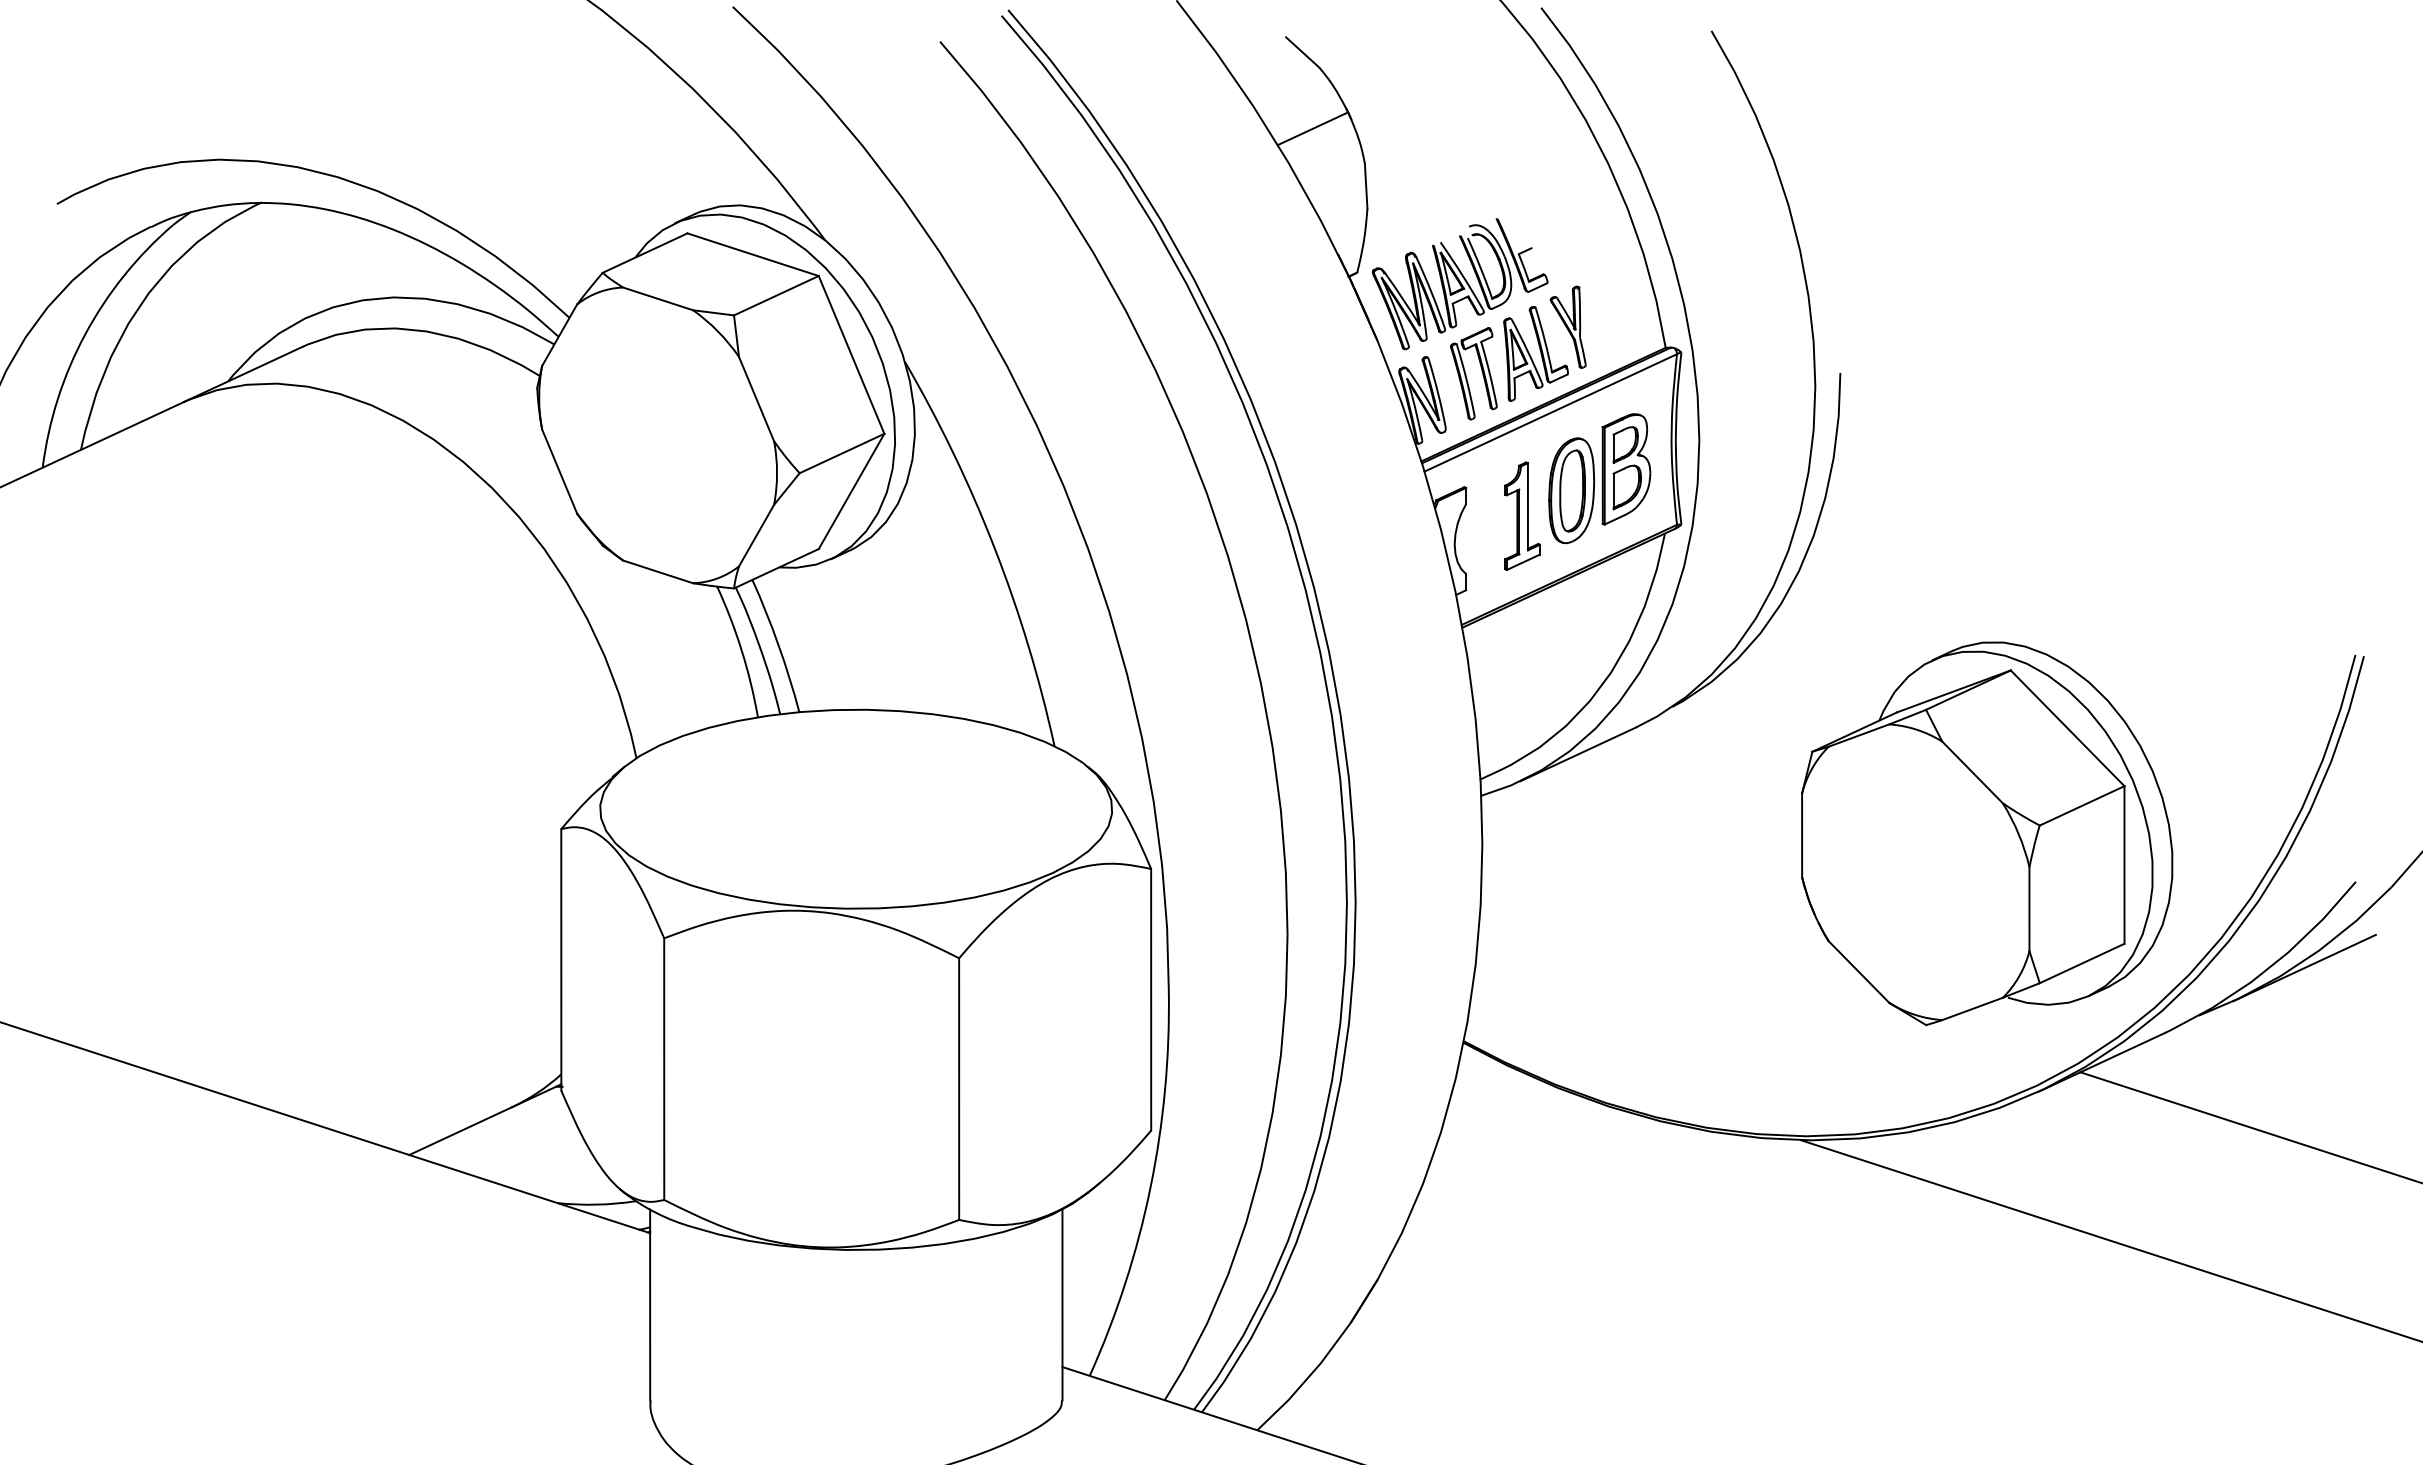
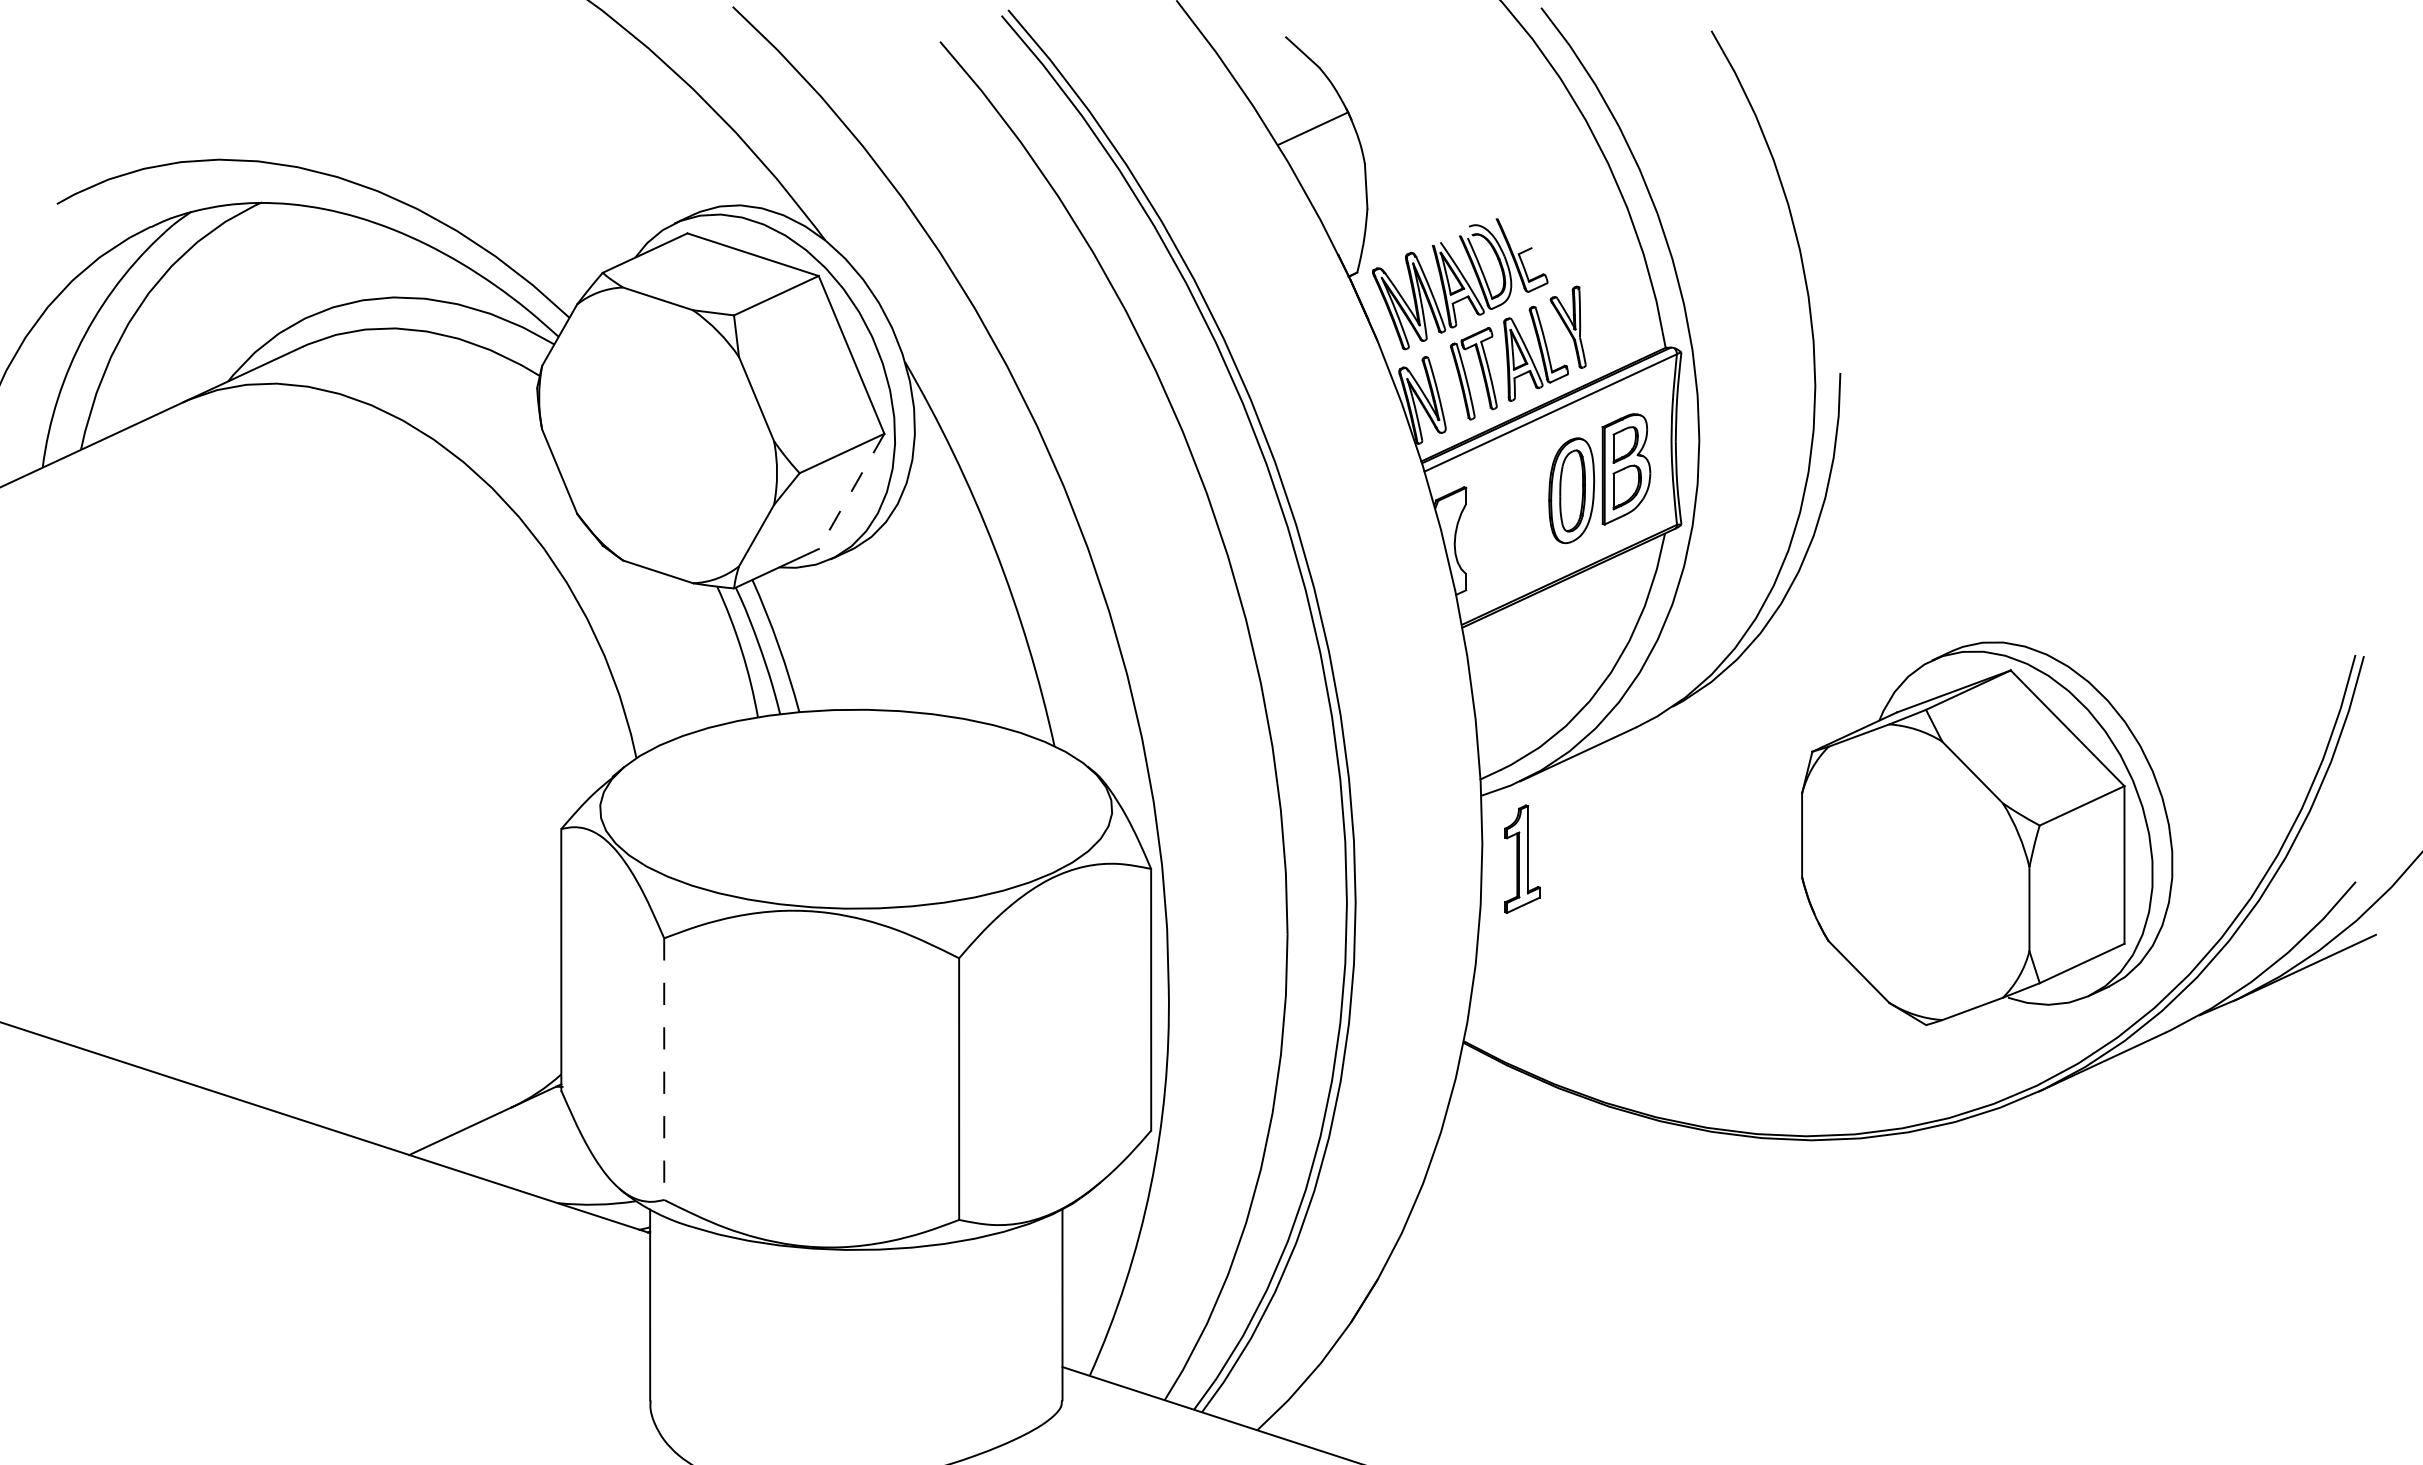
line: solid -> dashed (851, 491)
part position: (1522, 515) -> (1522, 858) (1522, 858)
line: solid -> dashed (664, 1069)
line: present -> none (2249, 1127)
line: present -> none (2109, 1240)
